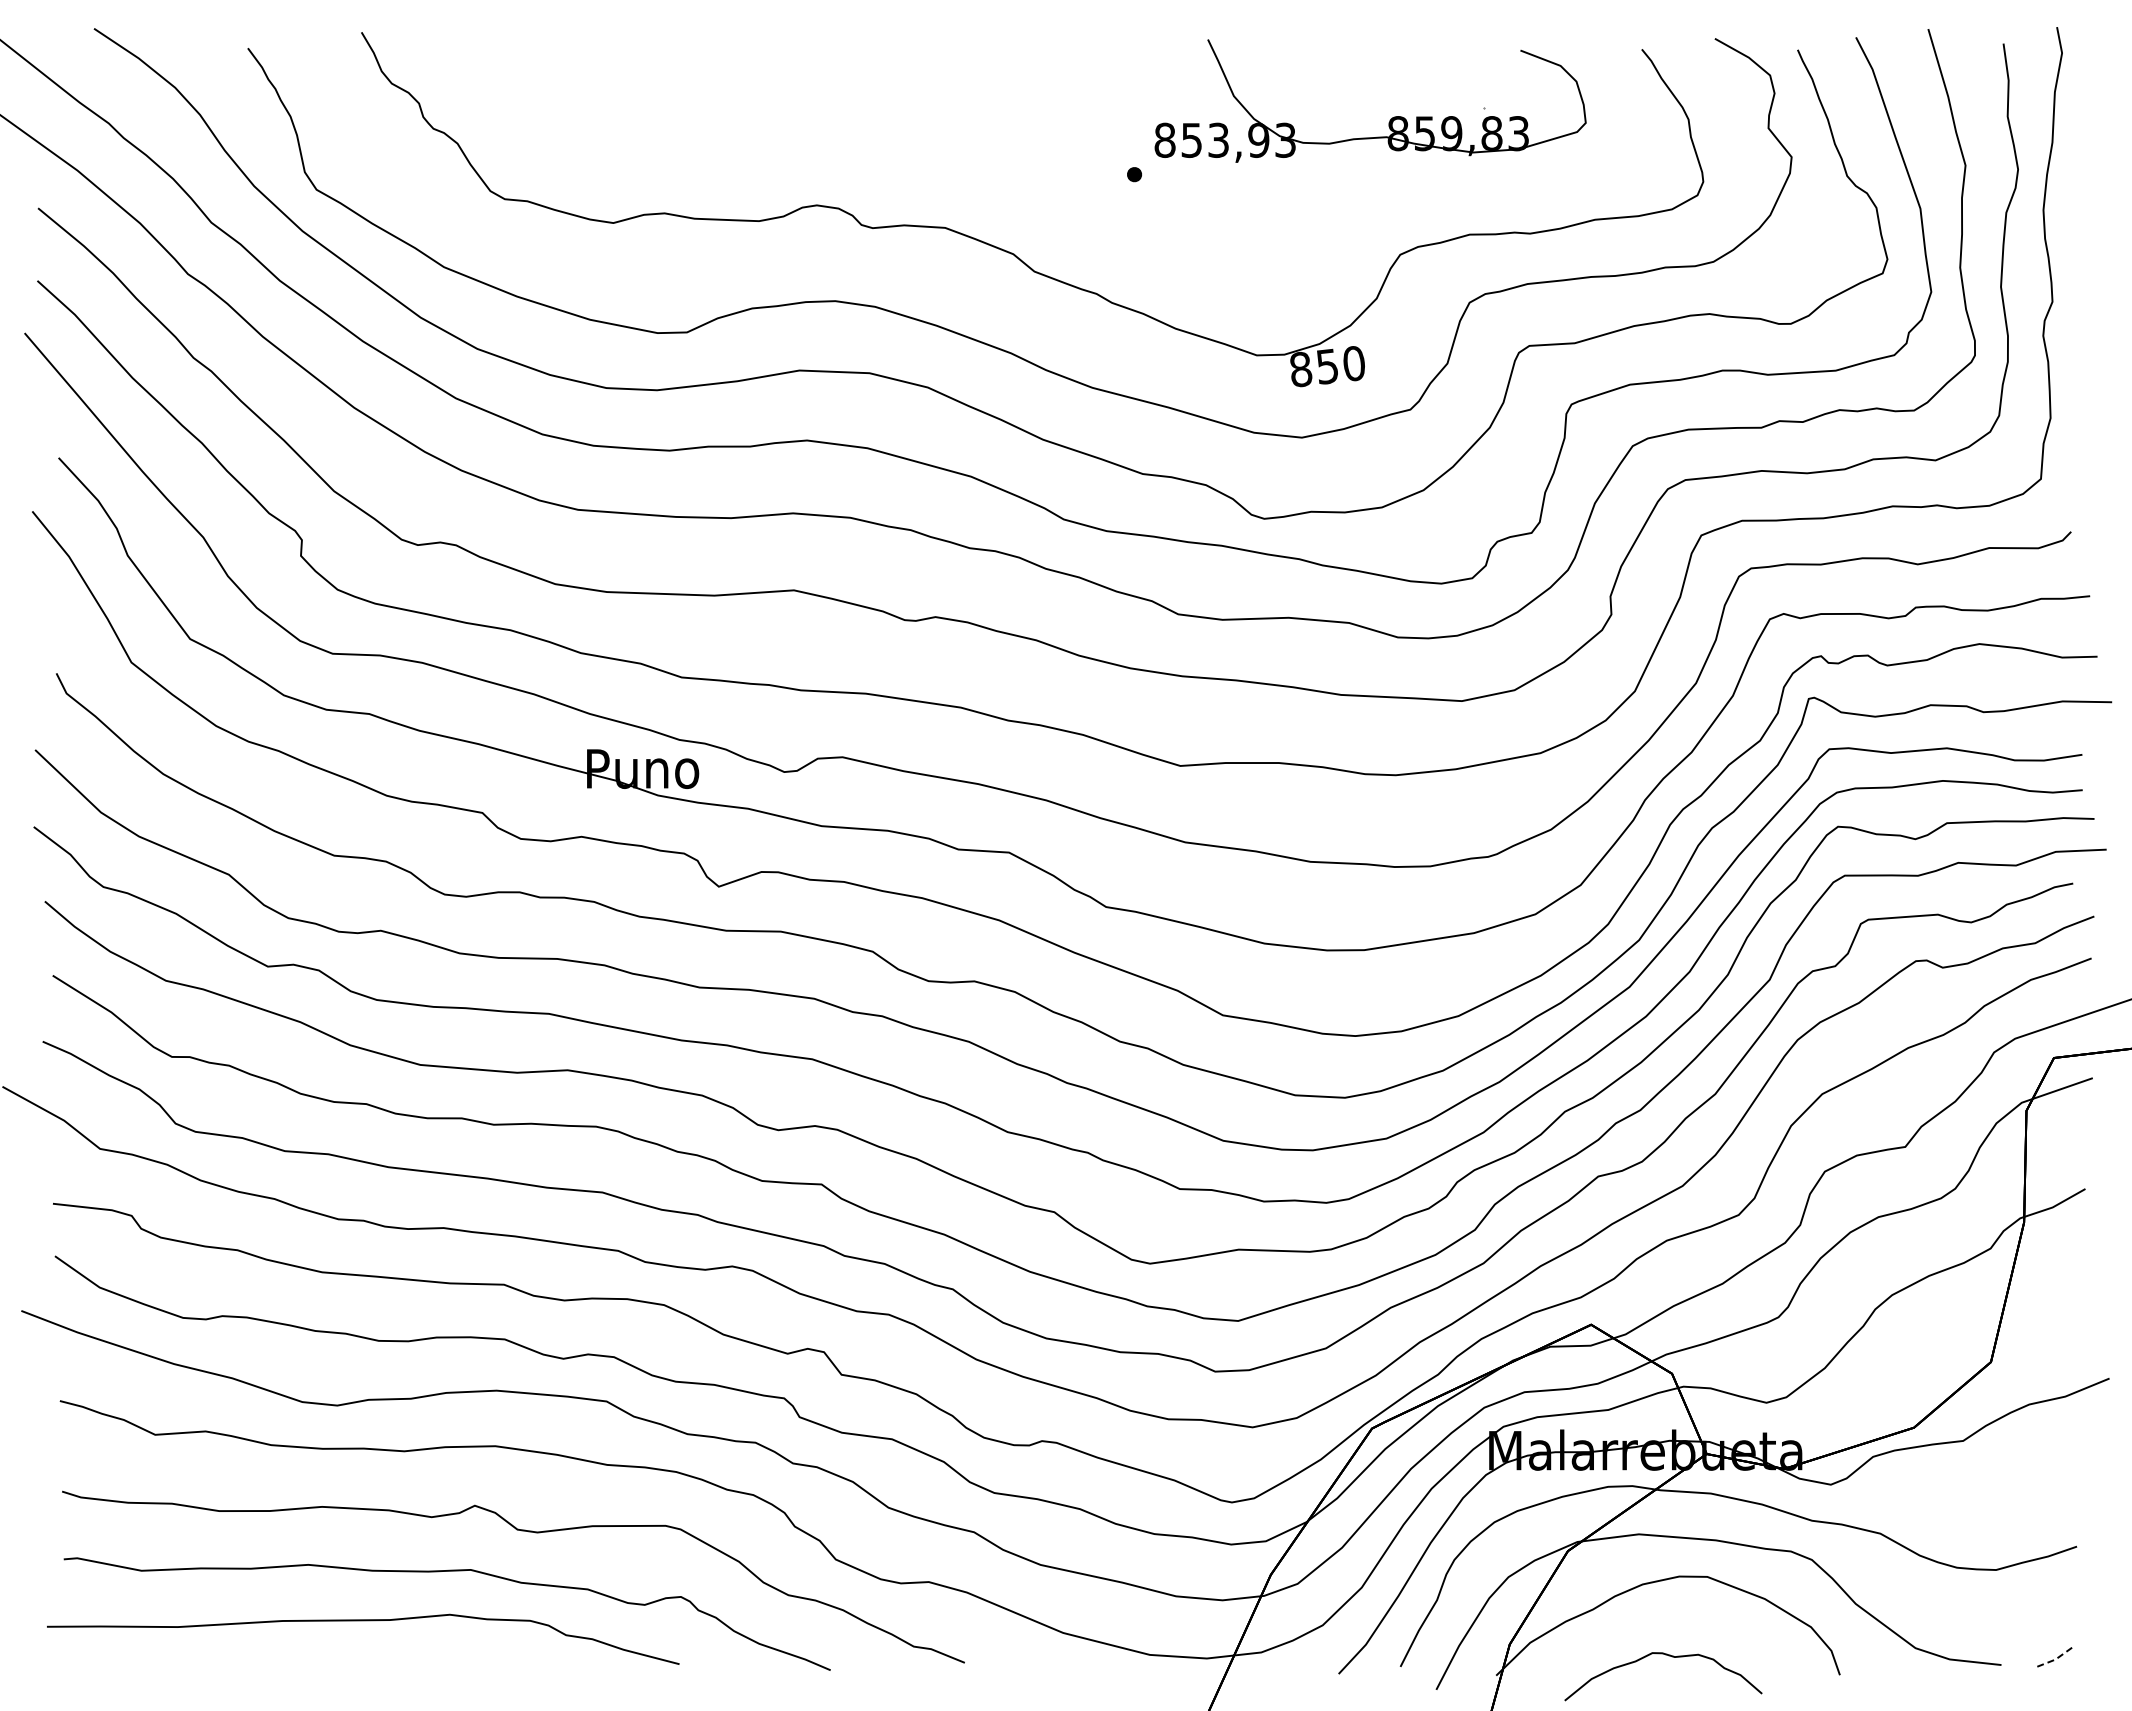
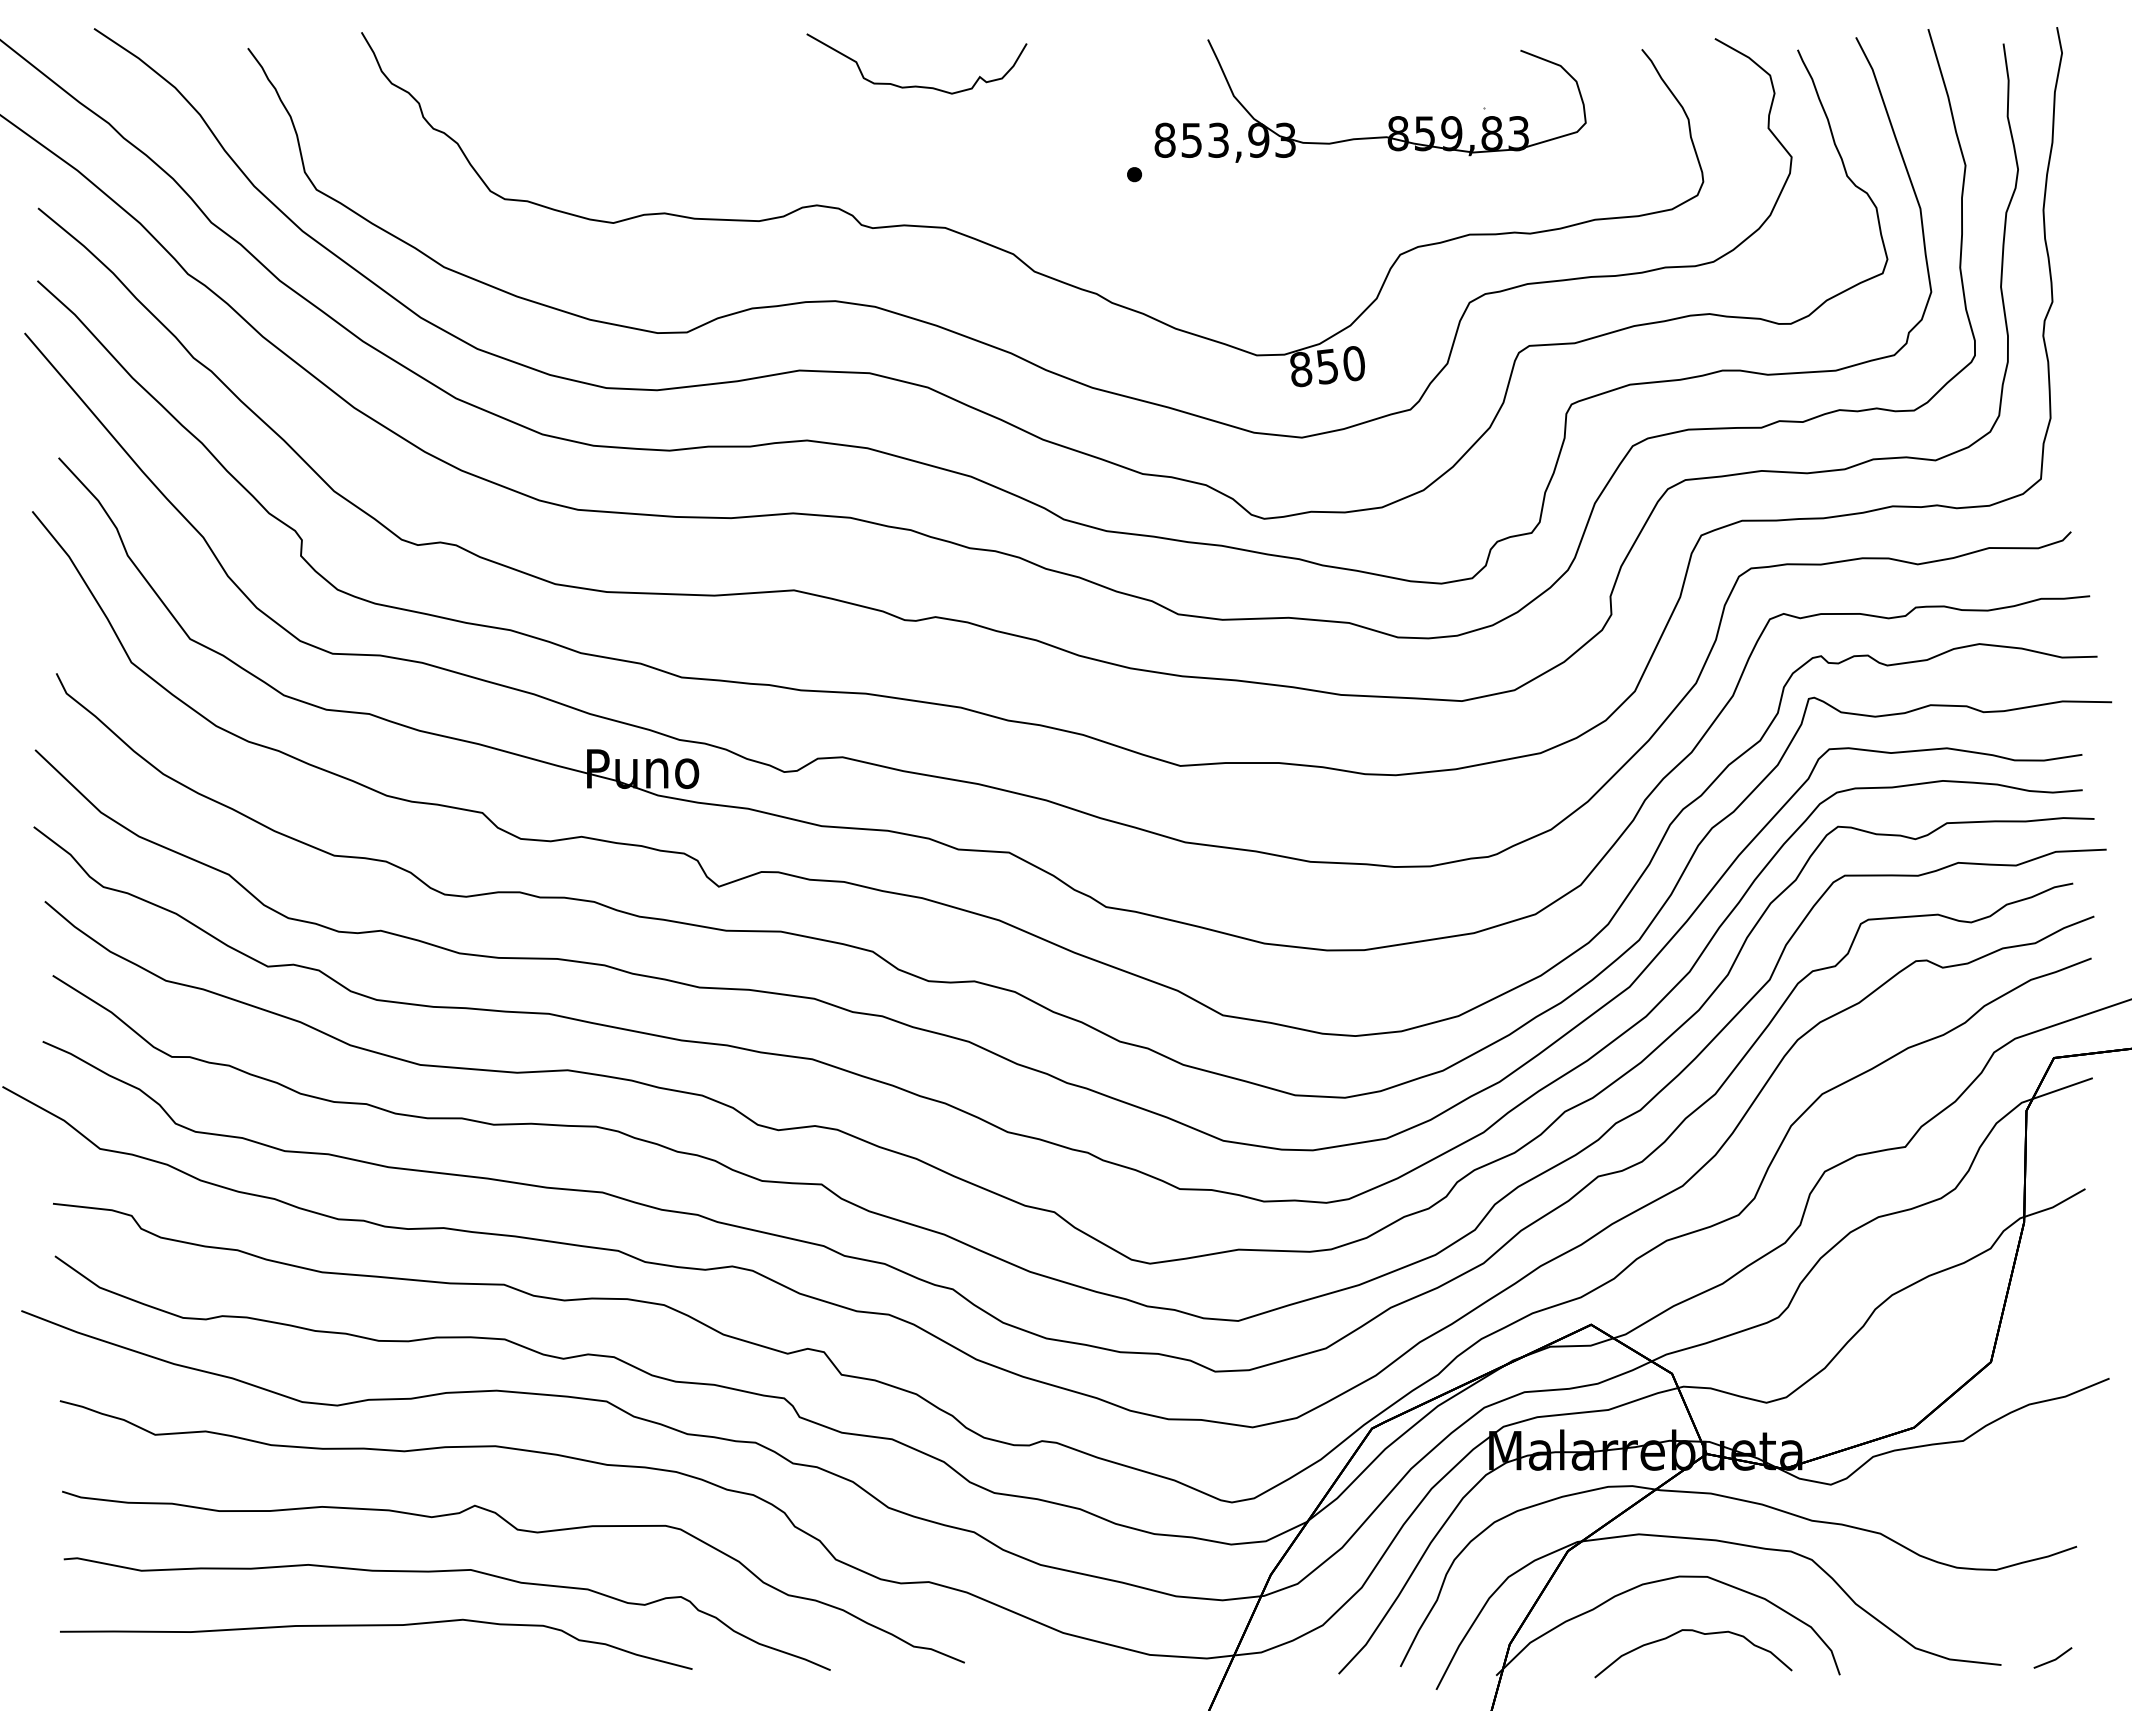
curve: none -> present (916, 85)
curve position: (363, 1621) -> (376, 1626) (376, 1626)
curve position: (1668, 1656) -> (1698, 1633) (1698, 1633)
line: dashed -> solid (2054, 1659)
